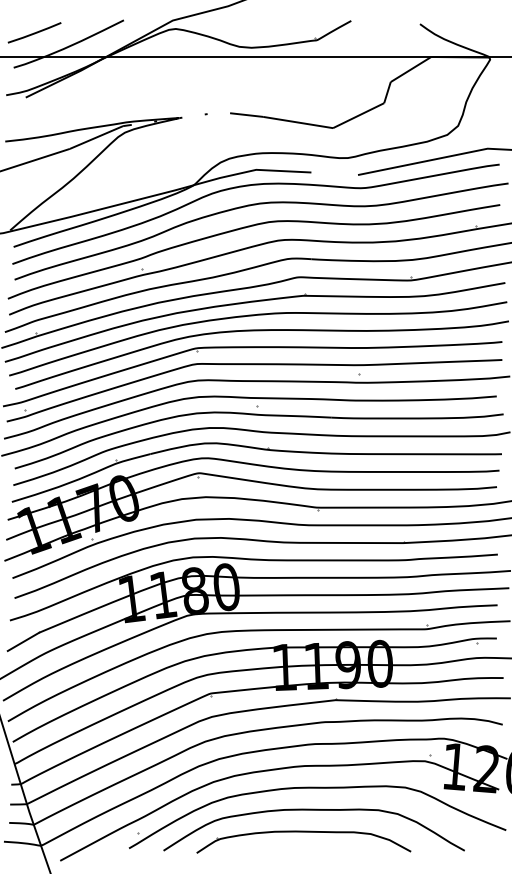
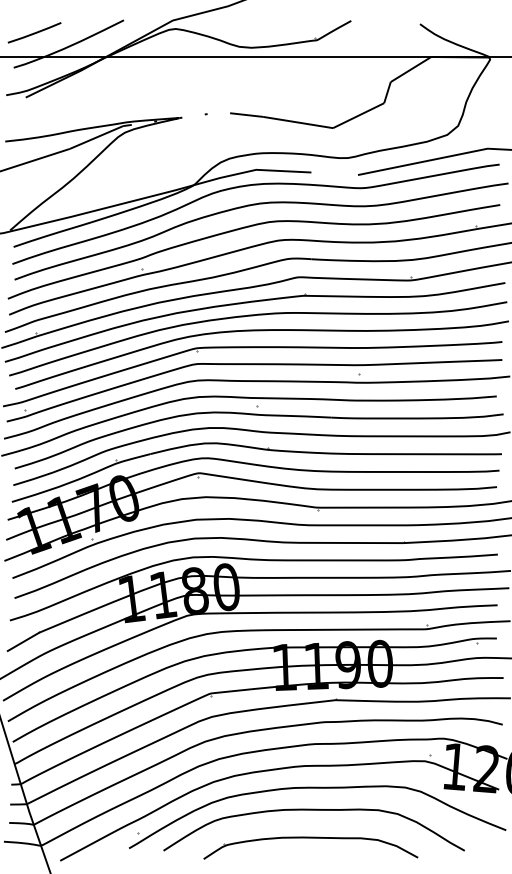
part position: (303, 832) -> (310, 838) (310, 838)
